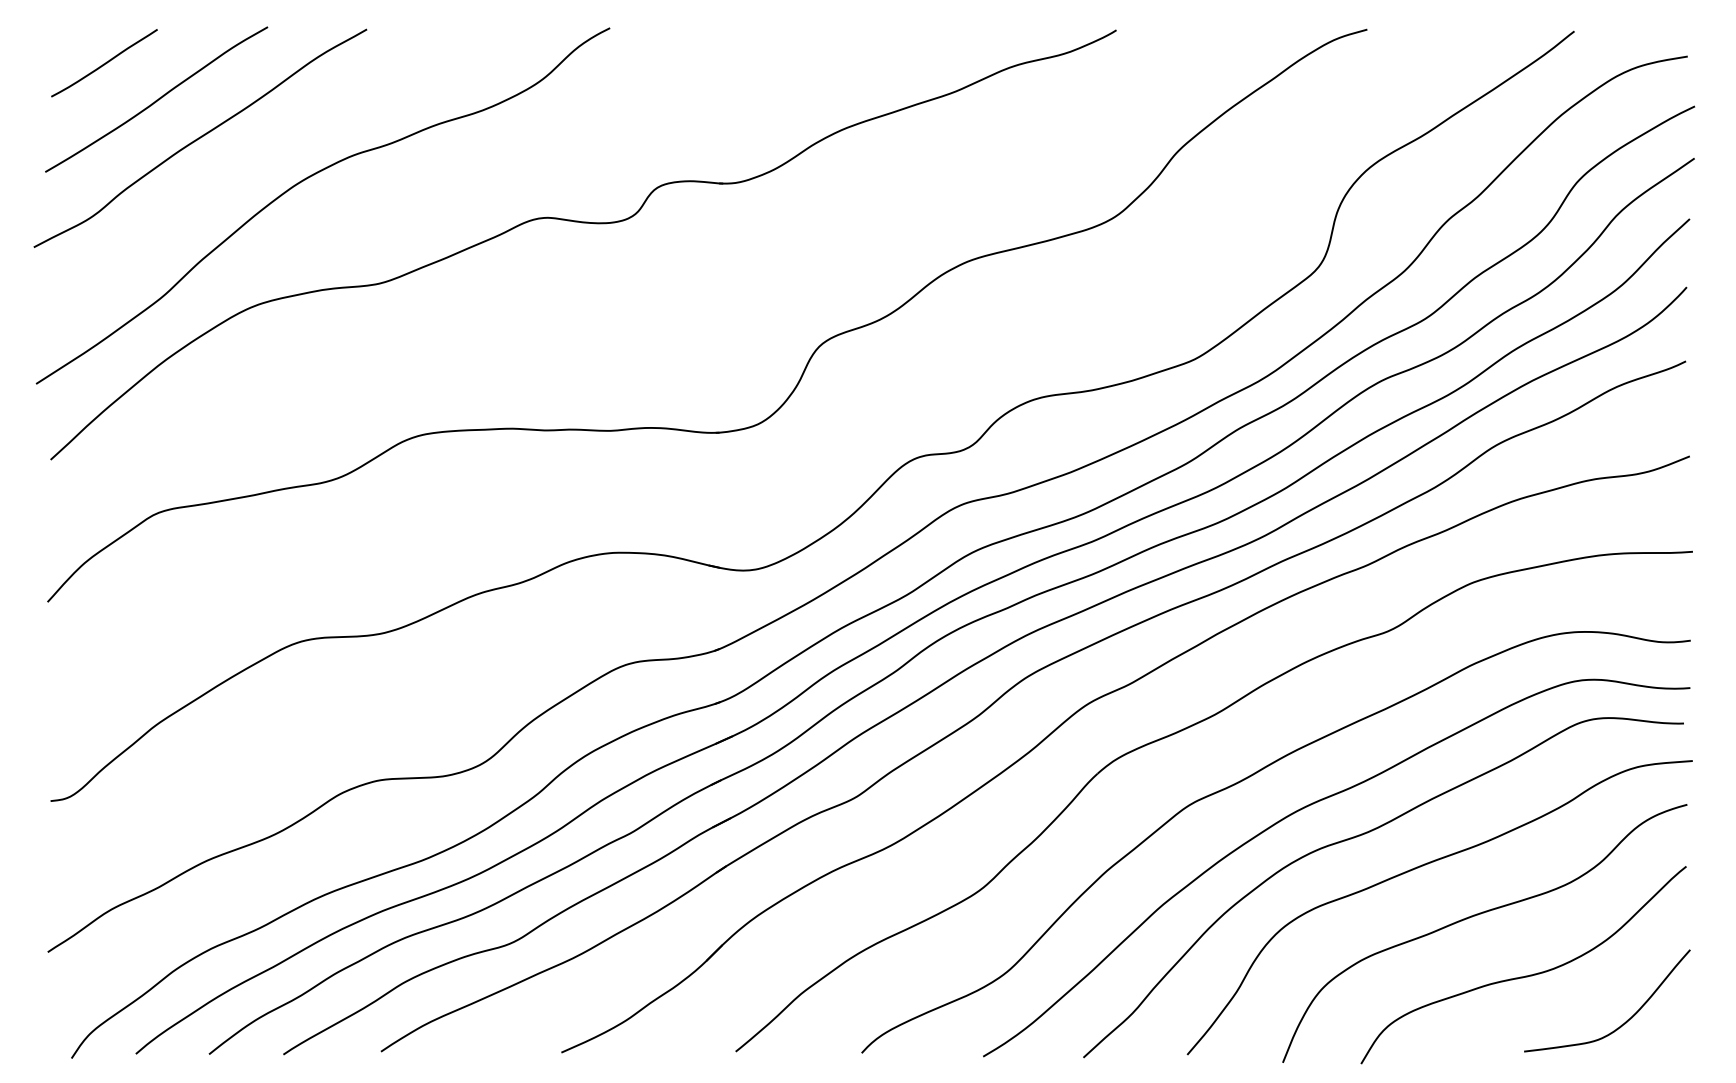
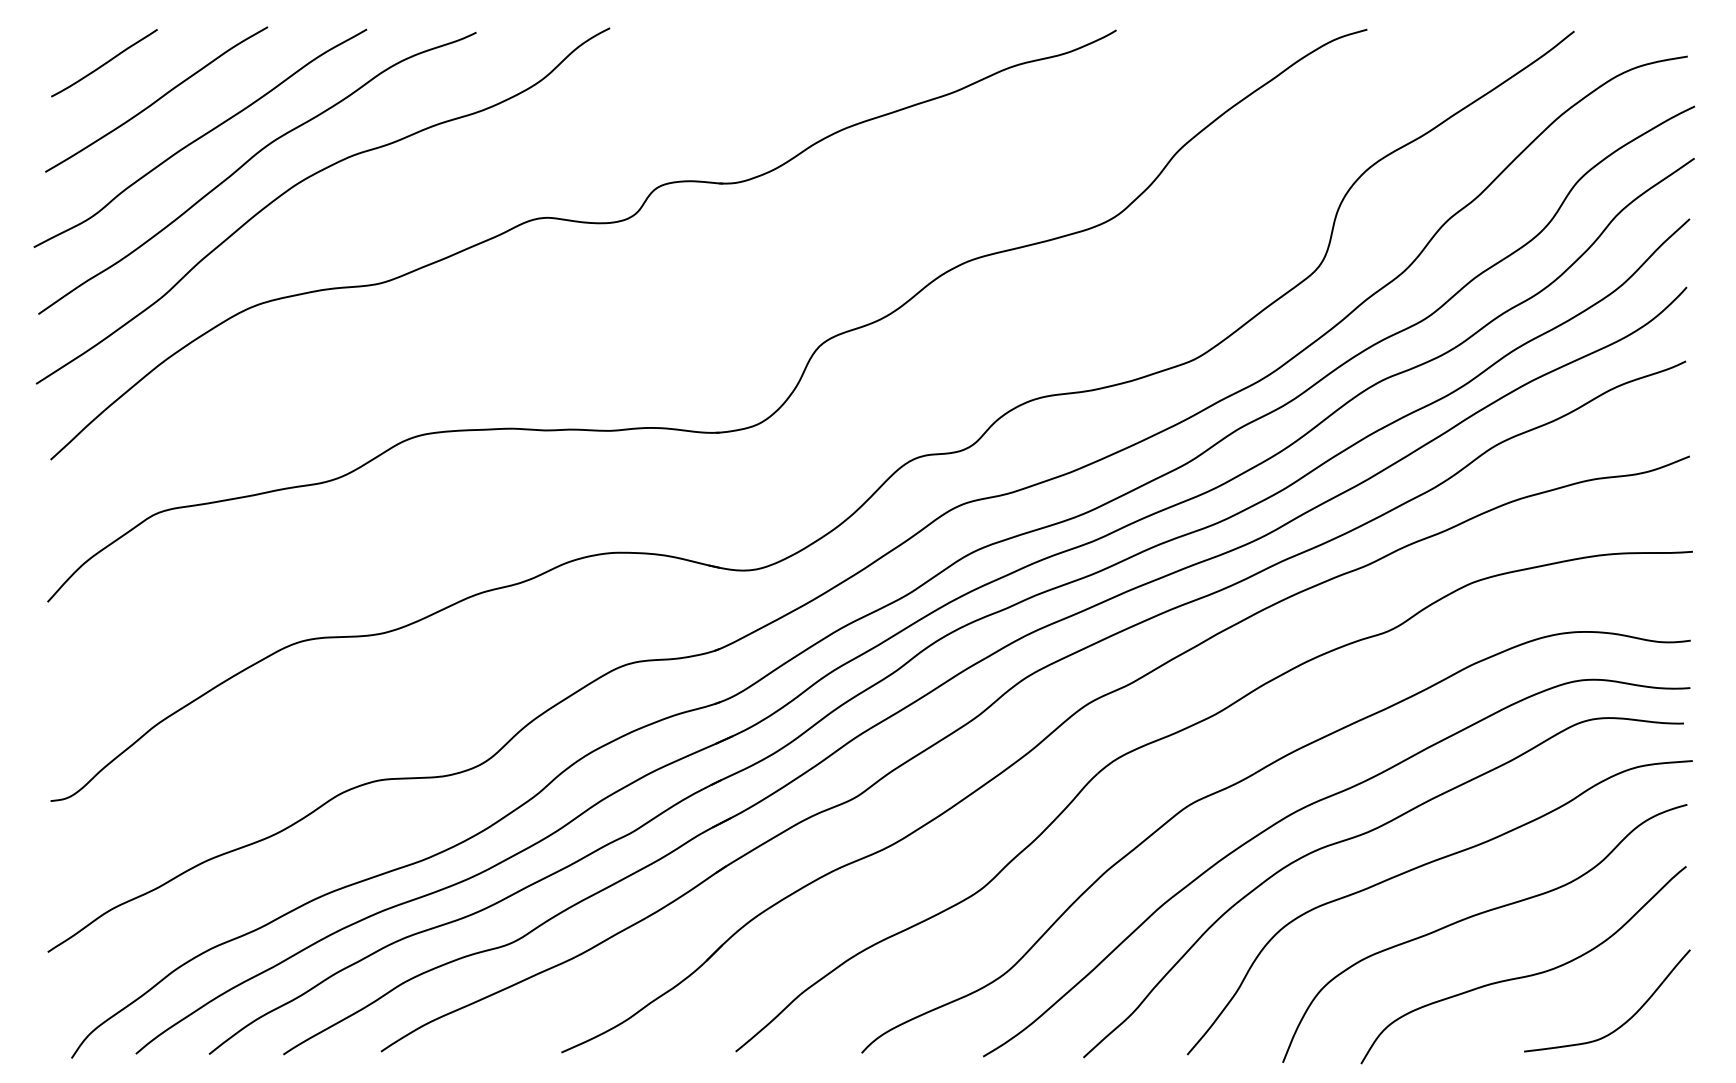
curve: none -> present (249, 161)
